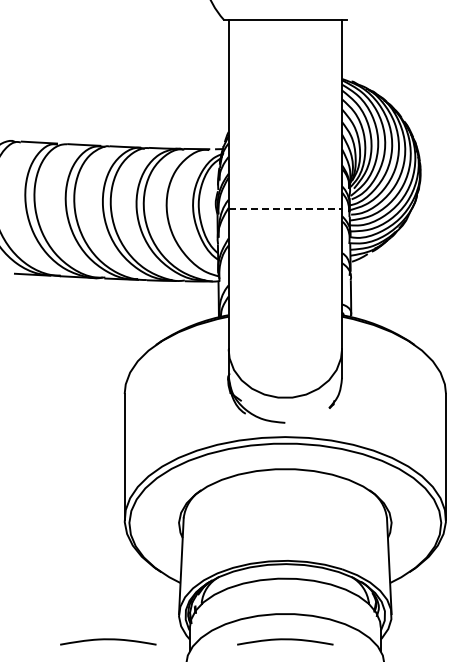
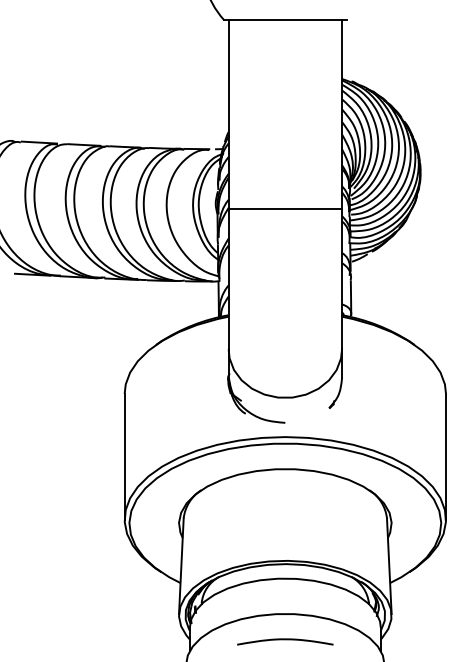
line: dashed -> solid (285, 208)
curve: present -> none (108, 640)
